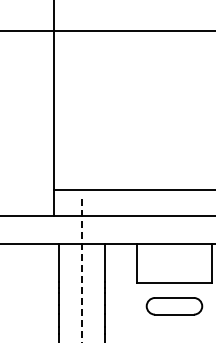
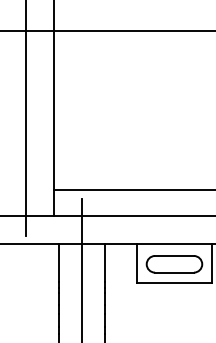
line: none -> present (26, 118)
line: dashed -> solid (81, 270)
part position: (174, 306) -> (174, 264) (174, 264)
